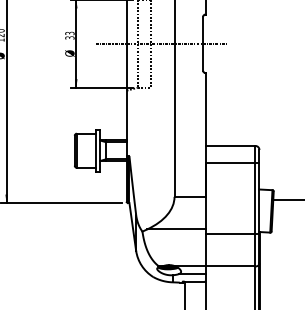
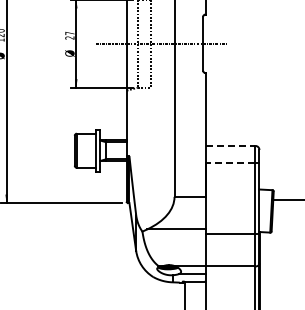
text: 33 -> 27 (69, 35)
line: solid -> dashed (230, 145)
line: solid -> dashed (230, 163)
